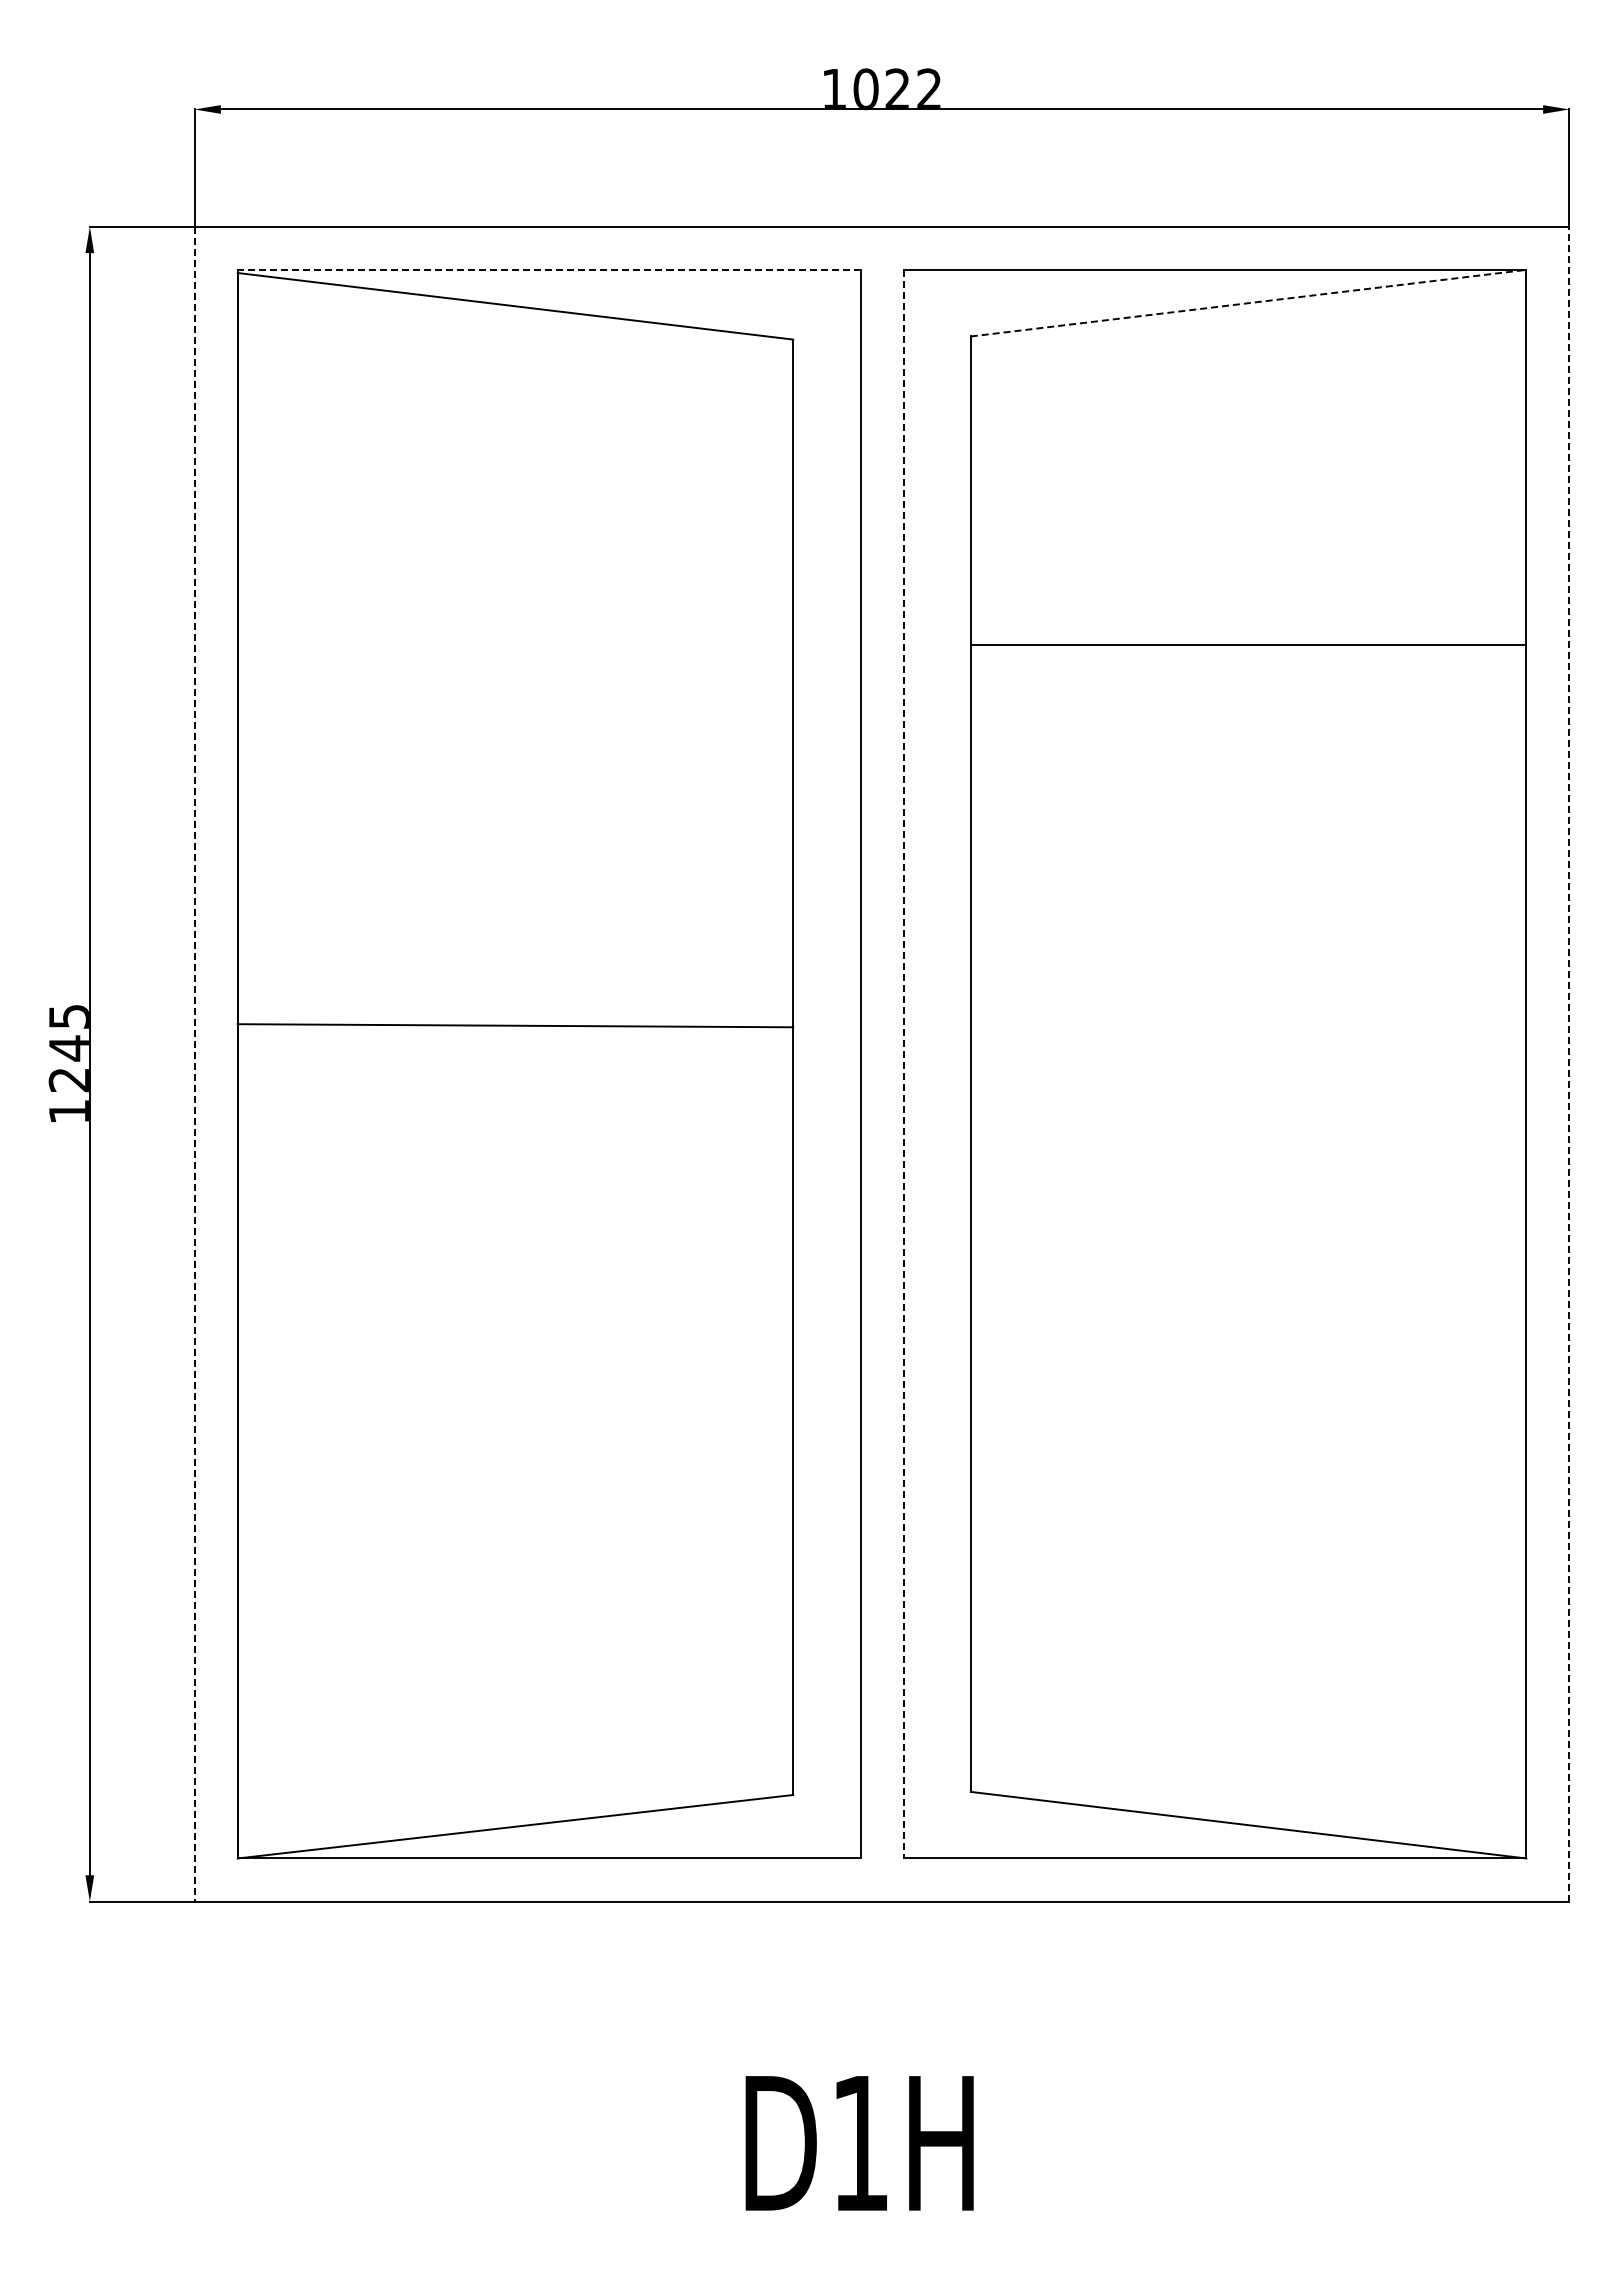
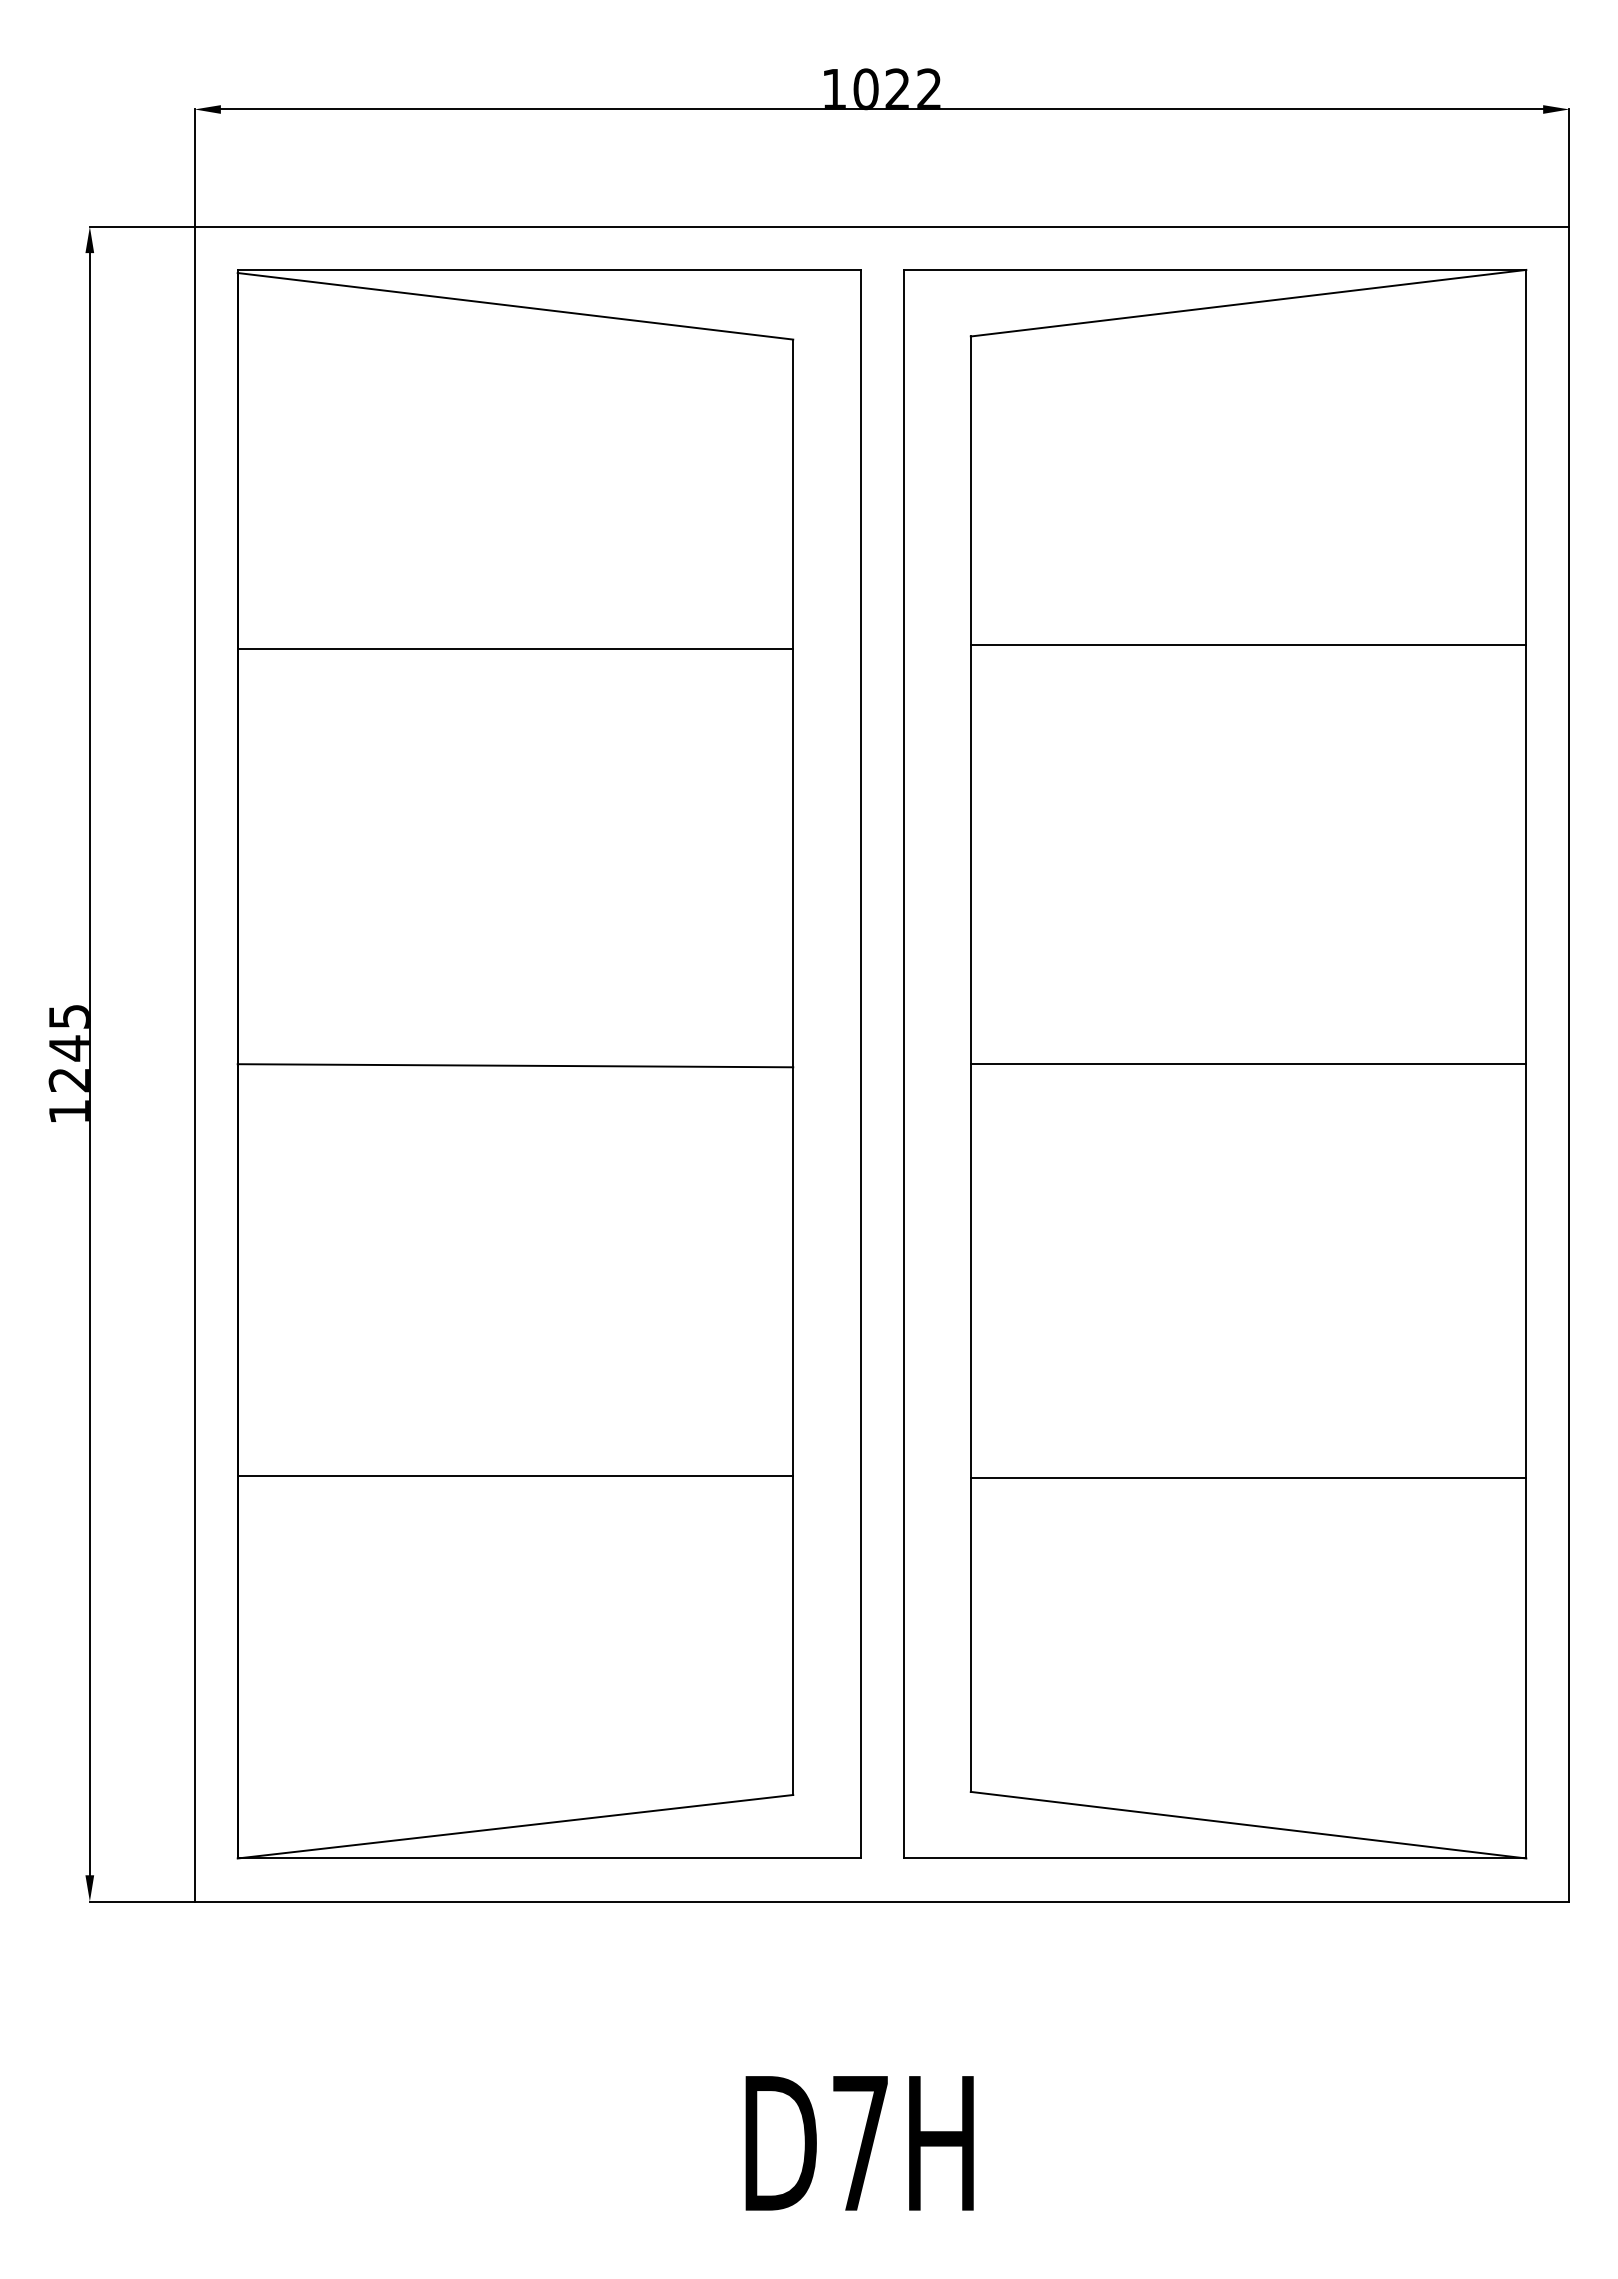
line: dashed -> solid (548, 269)
line: dashed -> solid (1248, 303)
line: none -> present (515, 648)
line position: (515, 1025) -> (515, 1065) (515, 1065)
line: dashed -> solid (1569, 1063)
line: dashed -> solid (194, 1064)
line: dashed -> solid (903, 1064)
line: none -> present (1248, 1064)
line: none -> present (515, 1475)
line: none -> present (1248, 1477)
text: D1H -> D7H (860, 2143)
